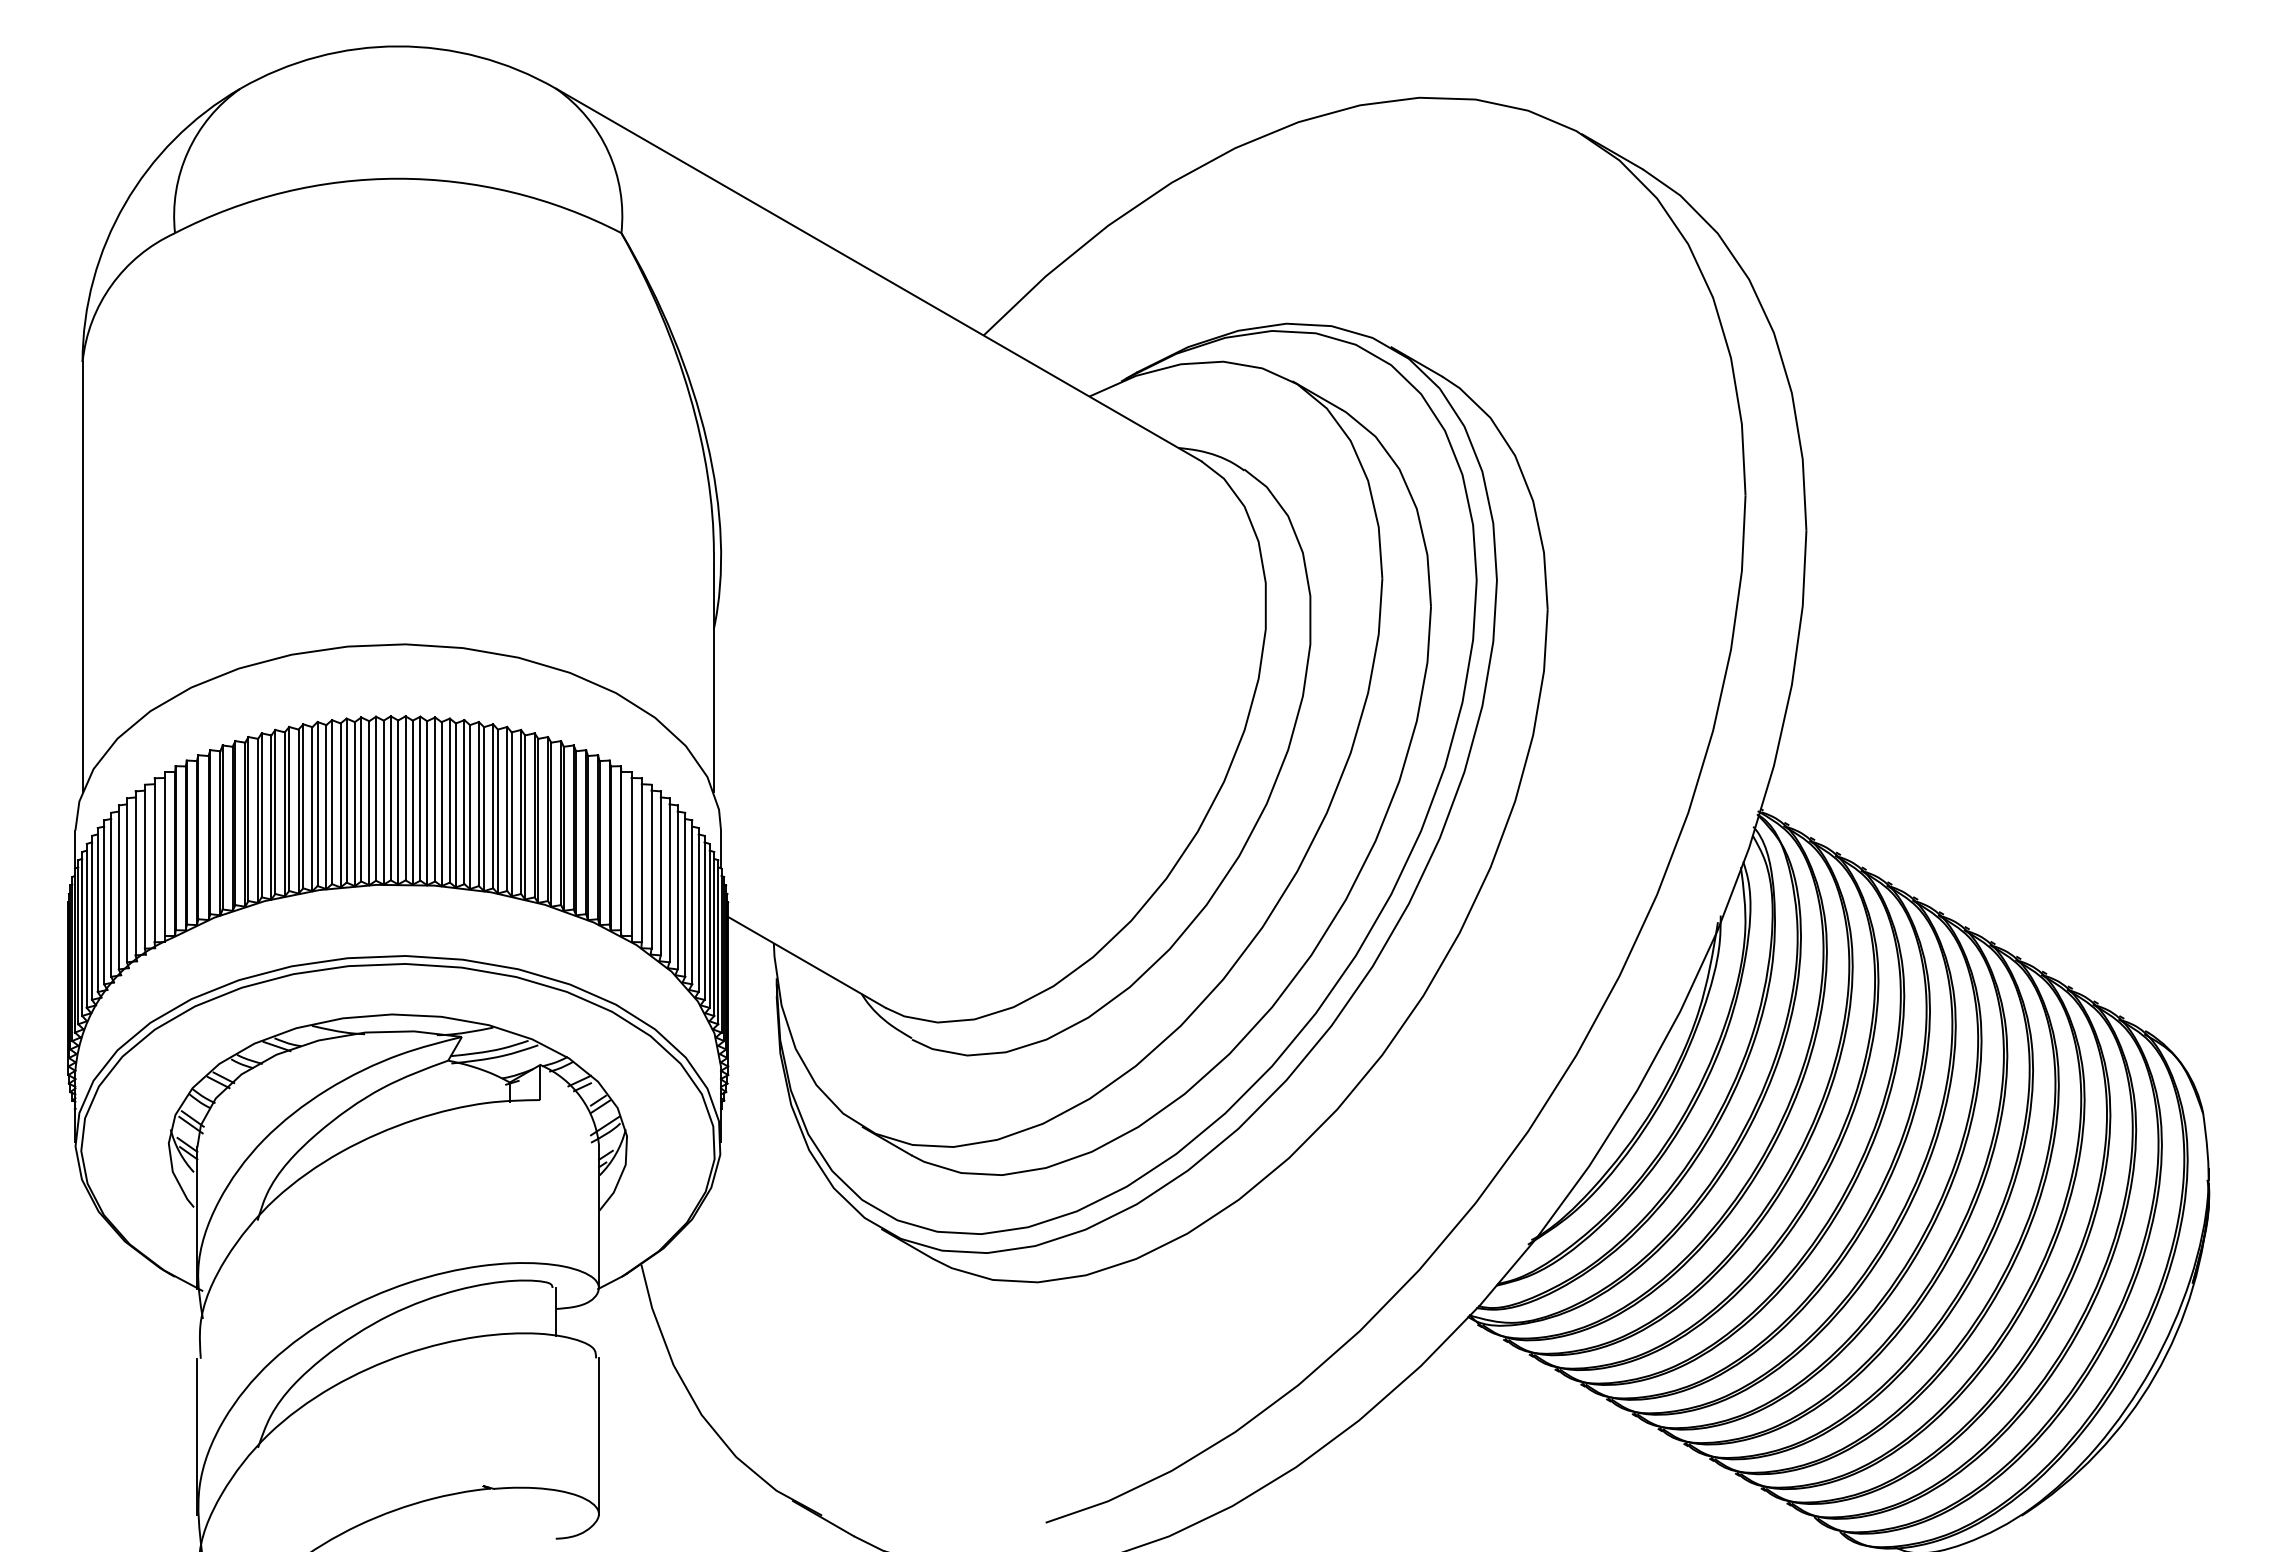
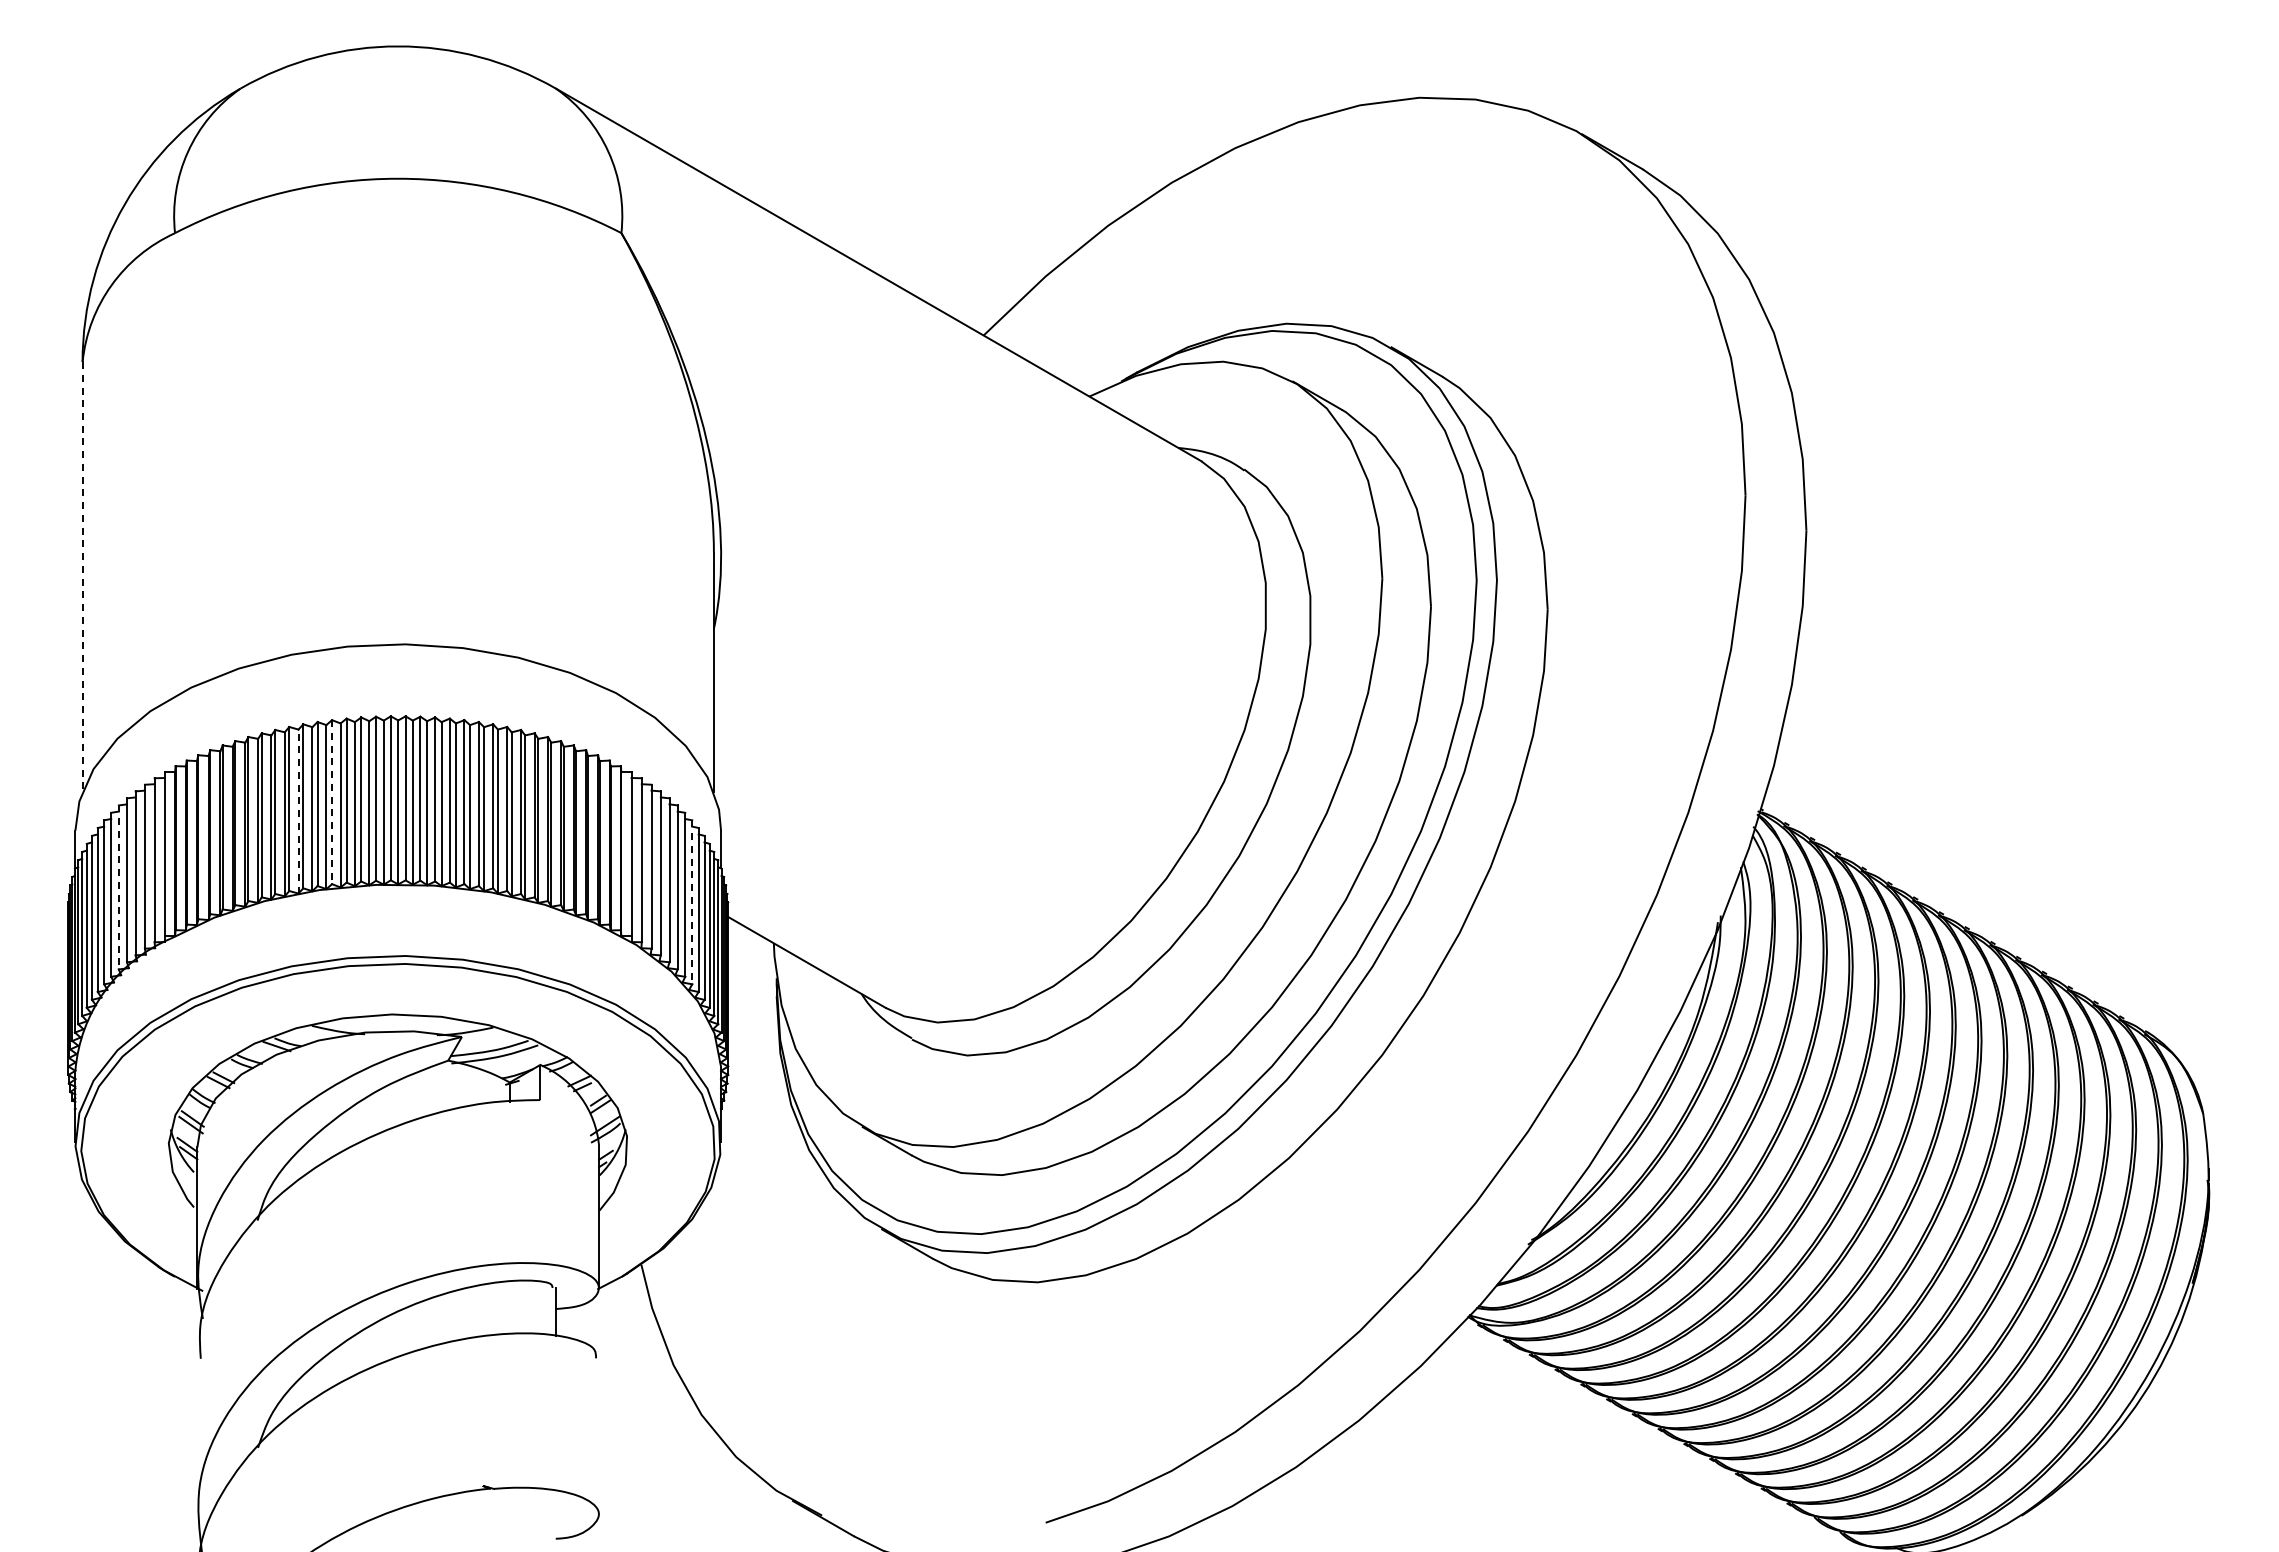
line: solid -> dashed (82, 576)
line: solid -> dashed (332, 802)
line: solid -> dashed (298, 811)
line: solid -> dashed (118, 887)
line: solid -> dashed (692, 902)
line: present -> none (197, 1436)
line: present -> none (599, 1436)
